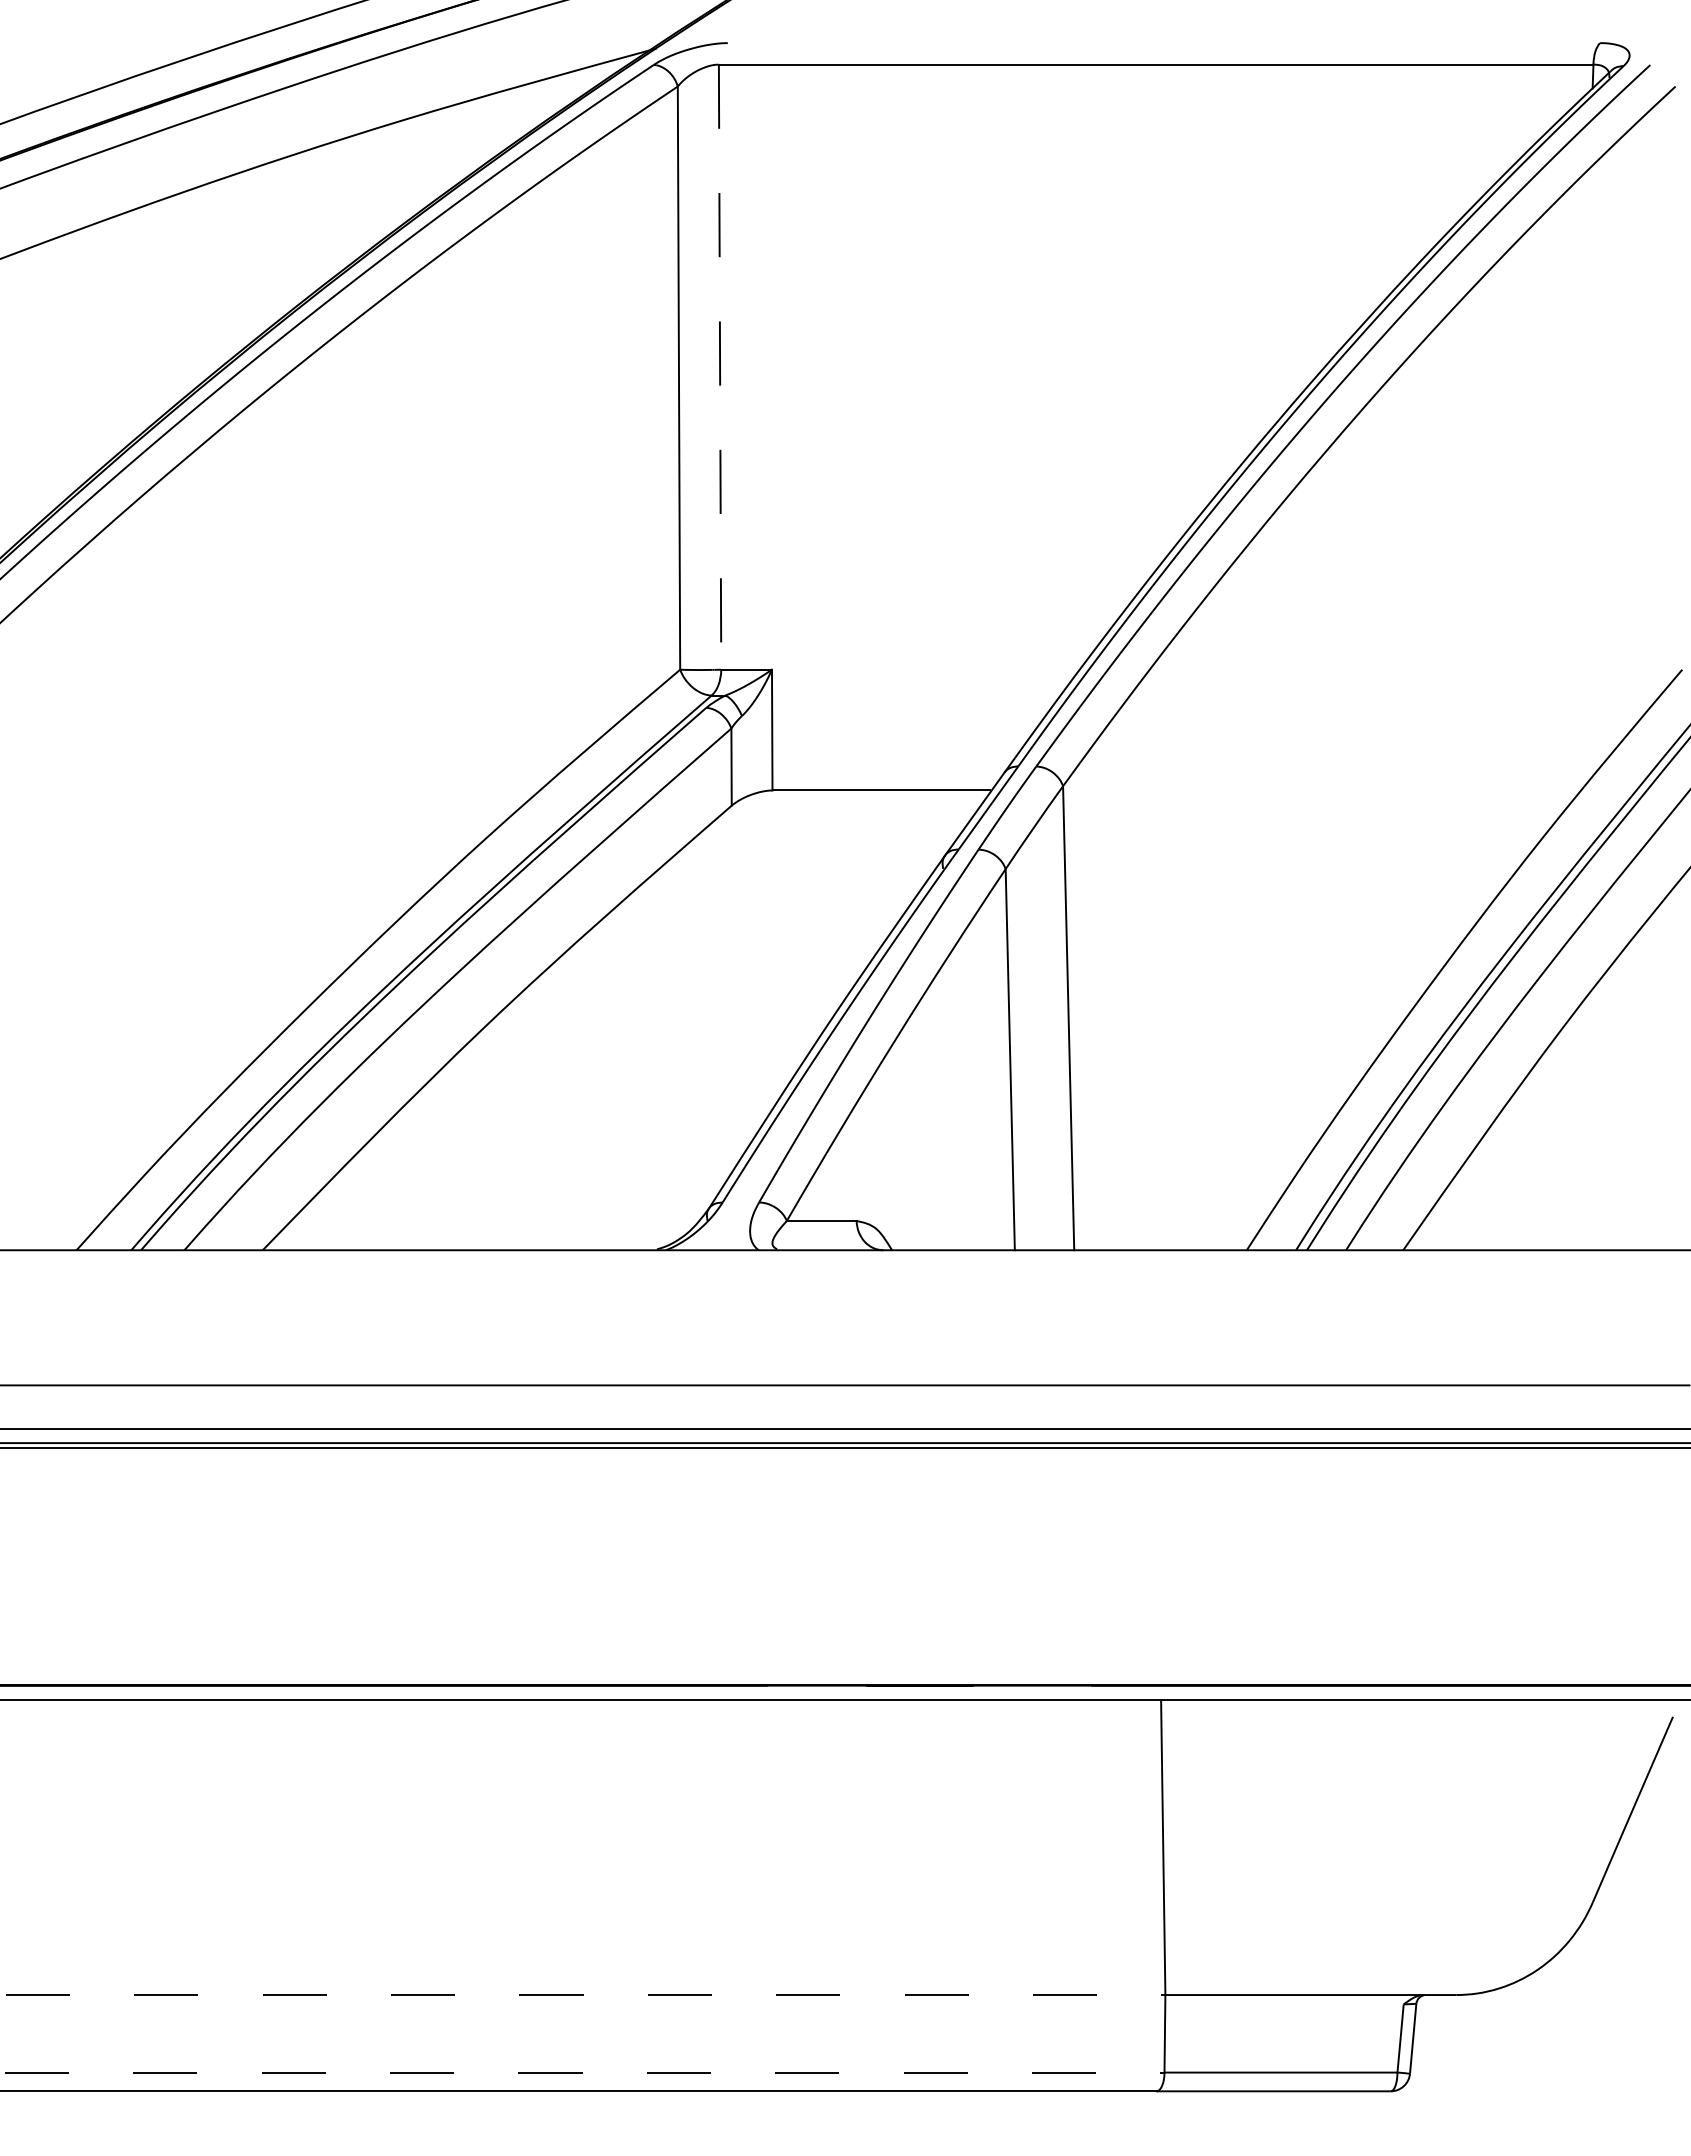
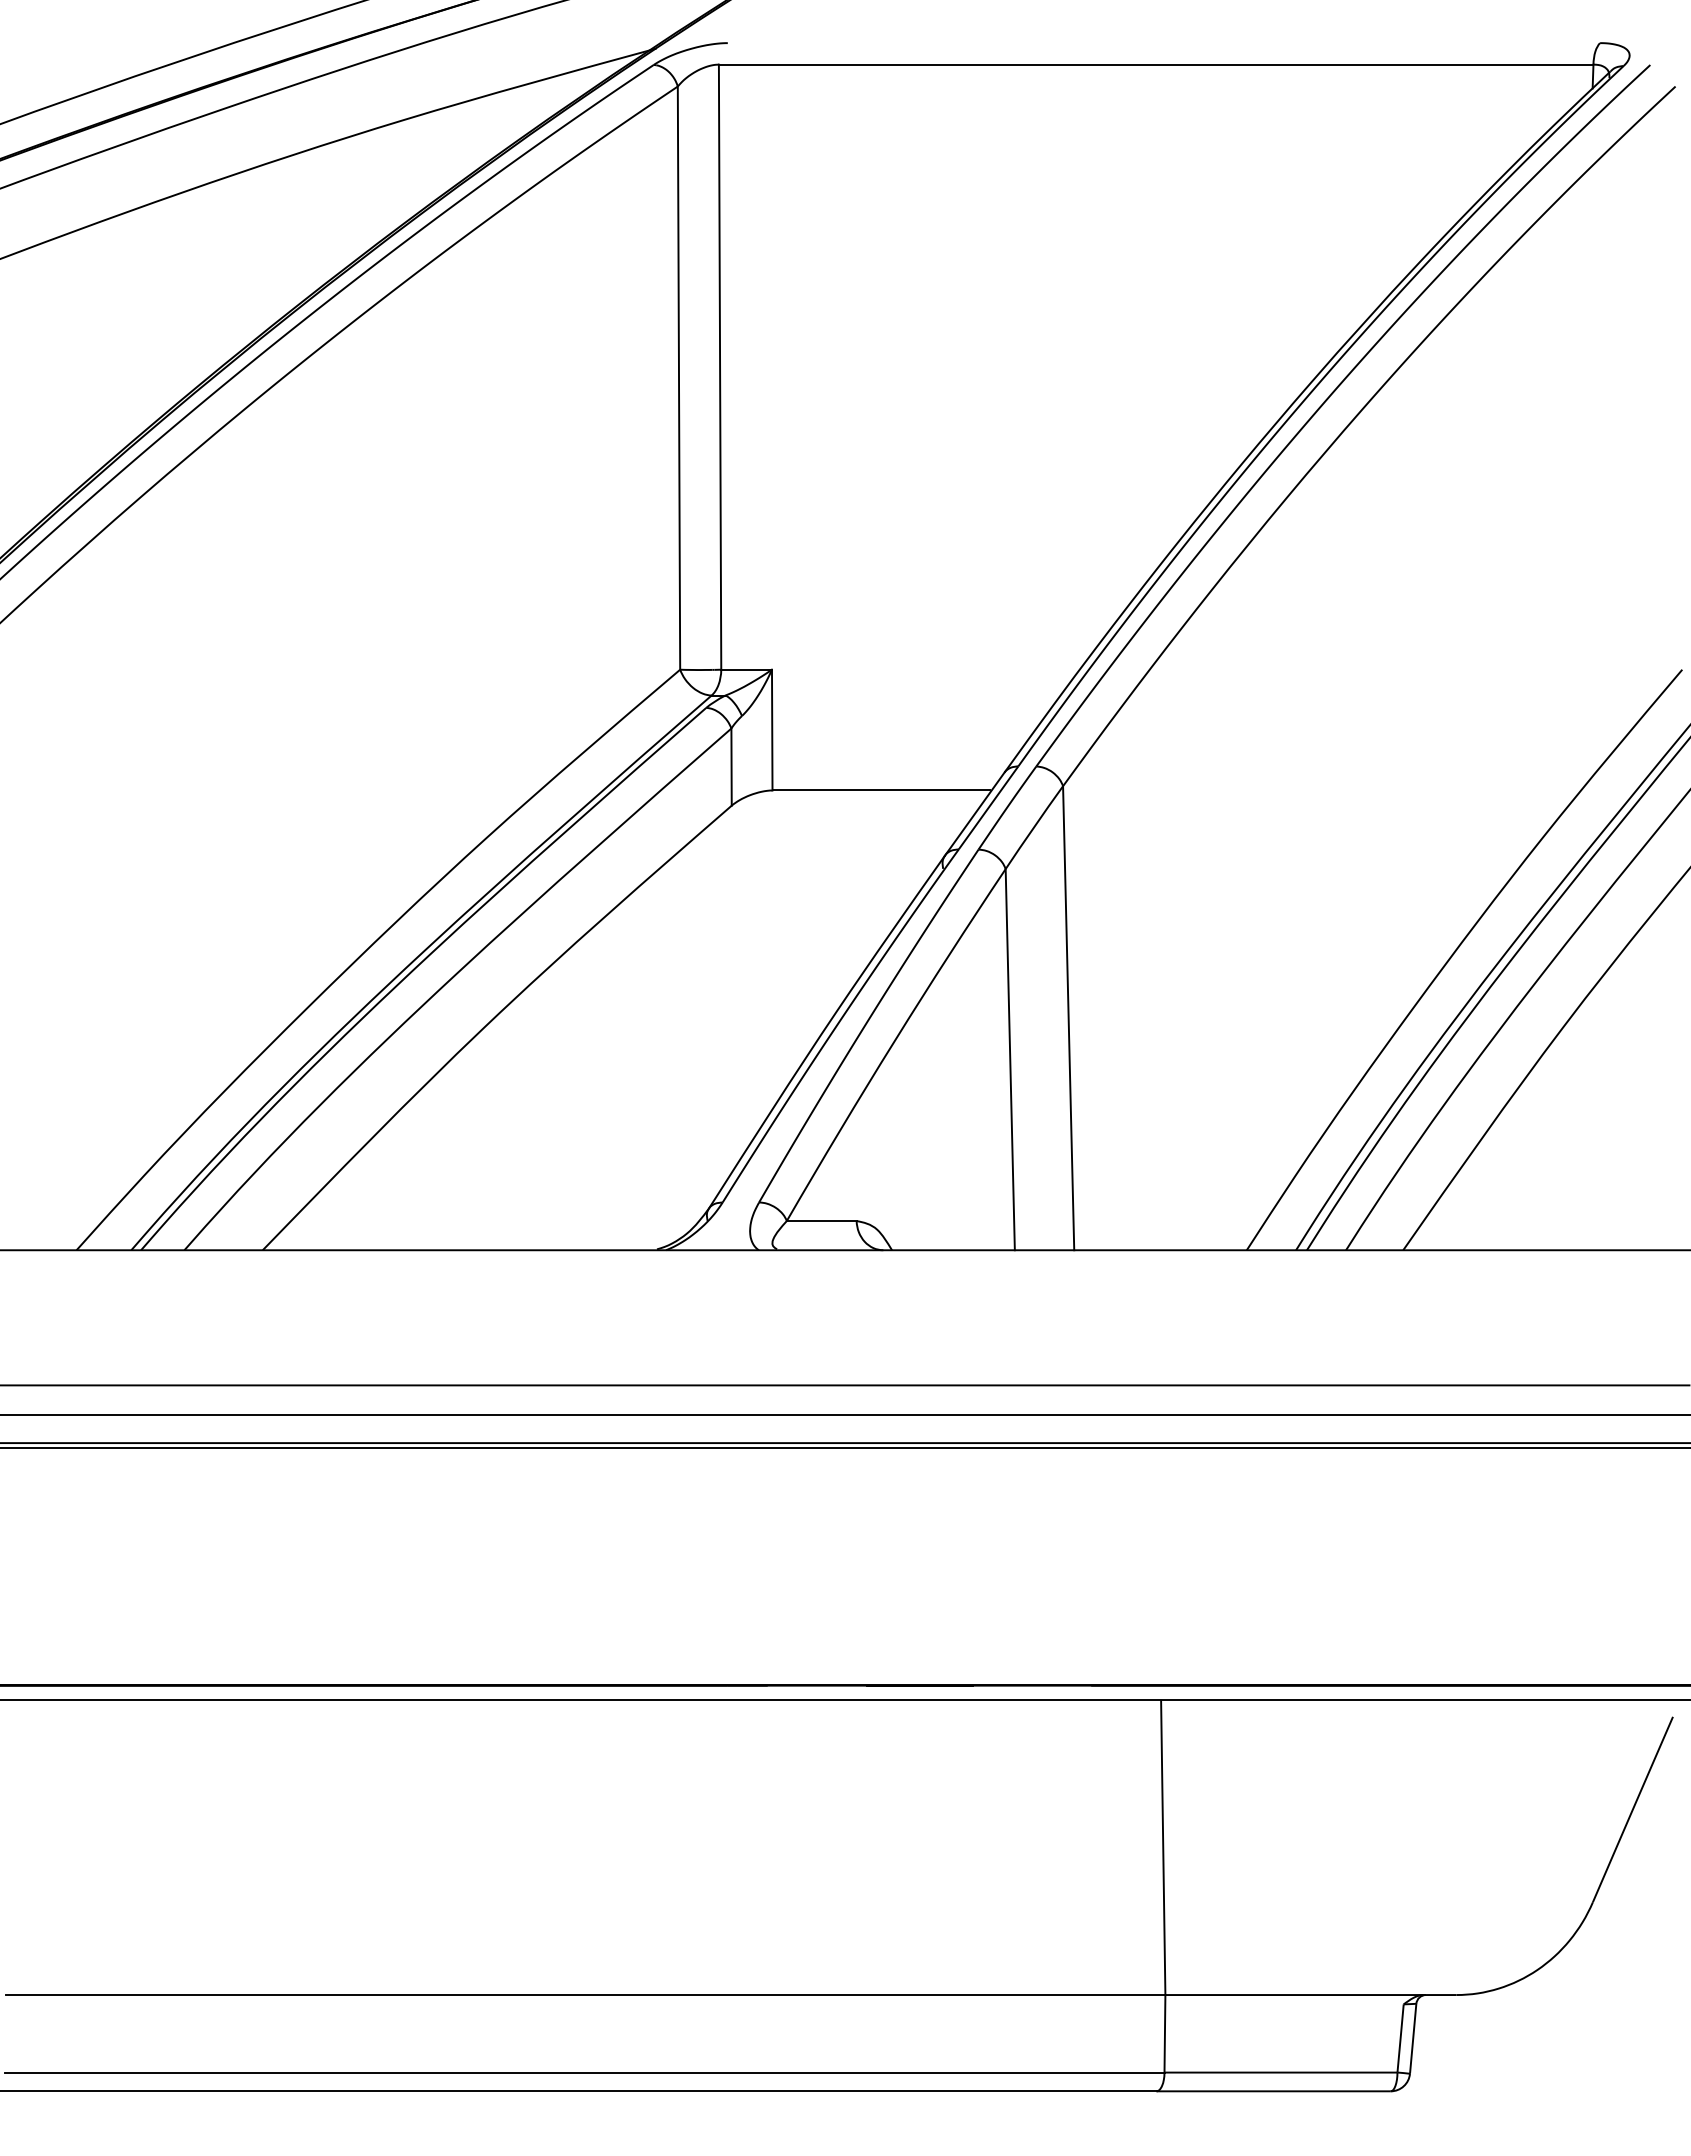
line: dashed -> solid (720, 367)
line position: (844, 1428) -> (844, 1414) (844, 1414)
line: dashed -> solid (585, 1995)
line: dashed -> solid (584, 2072)
